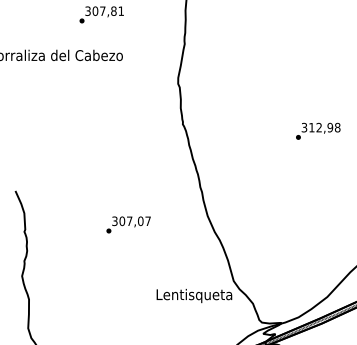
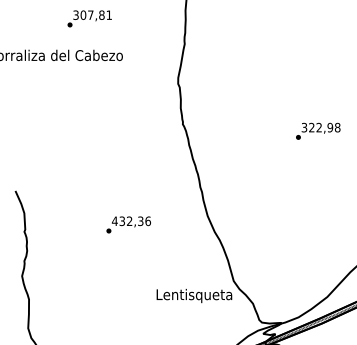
text position: (101, 14) -> (89, 18) (89, 18)
text: 312,98 -> 322,98 (311, 127)
text: 307,07 -> 432,36 (130, 221)
